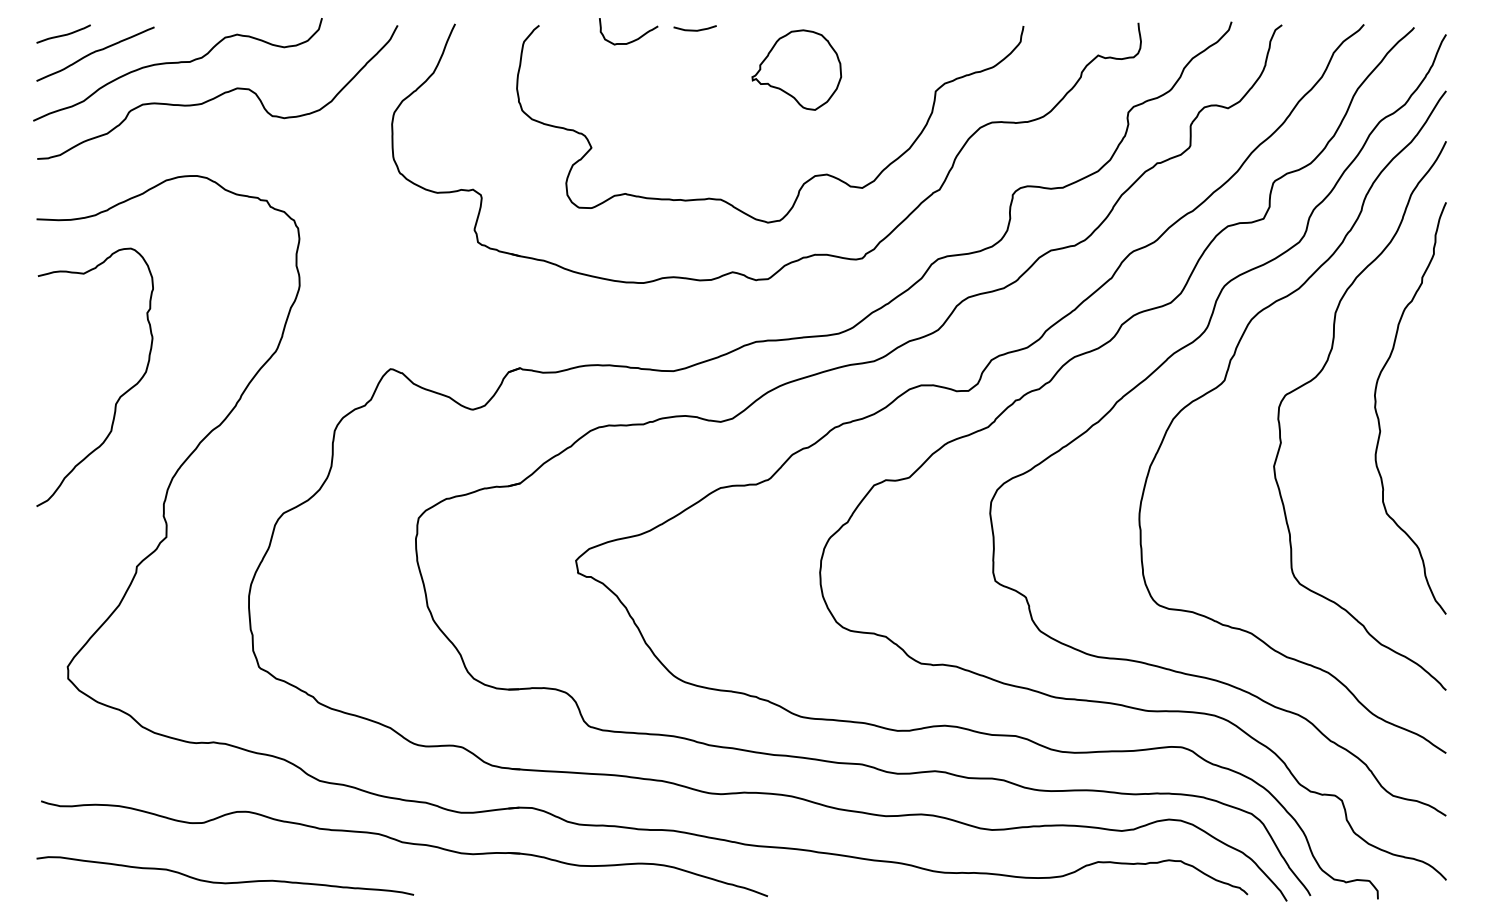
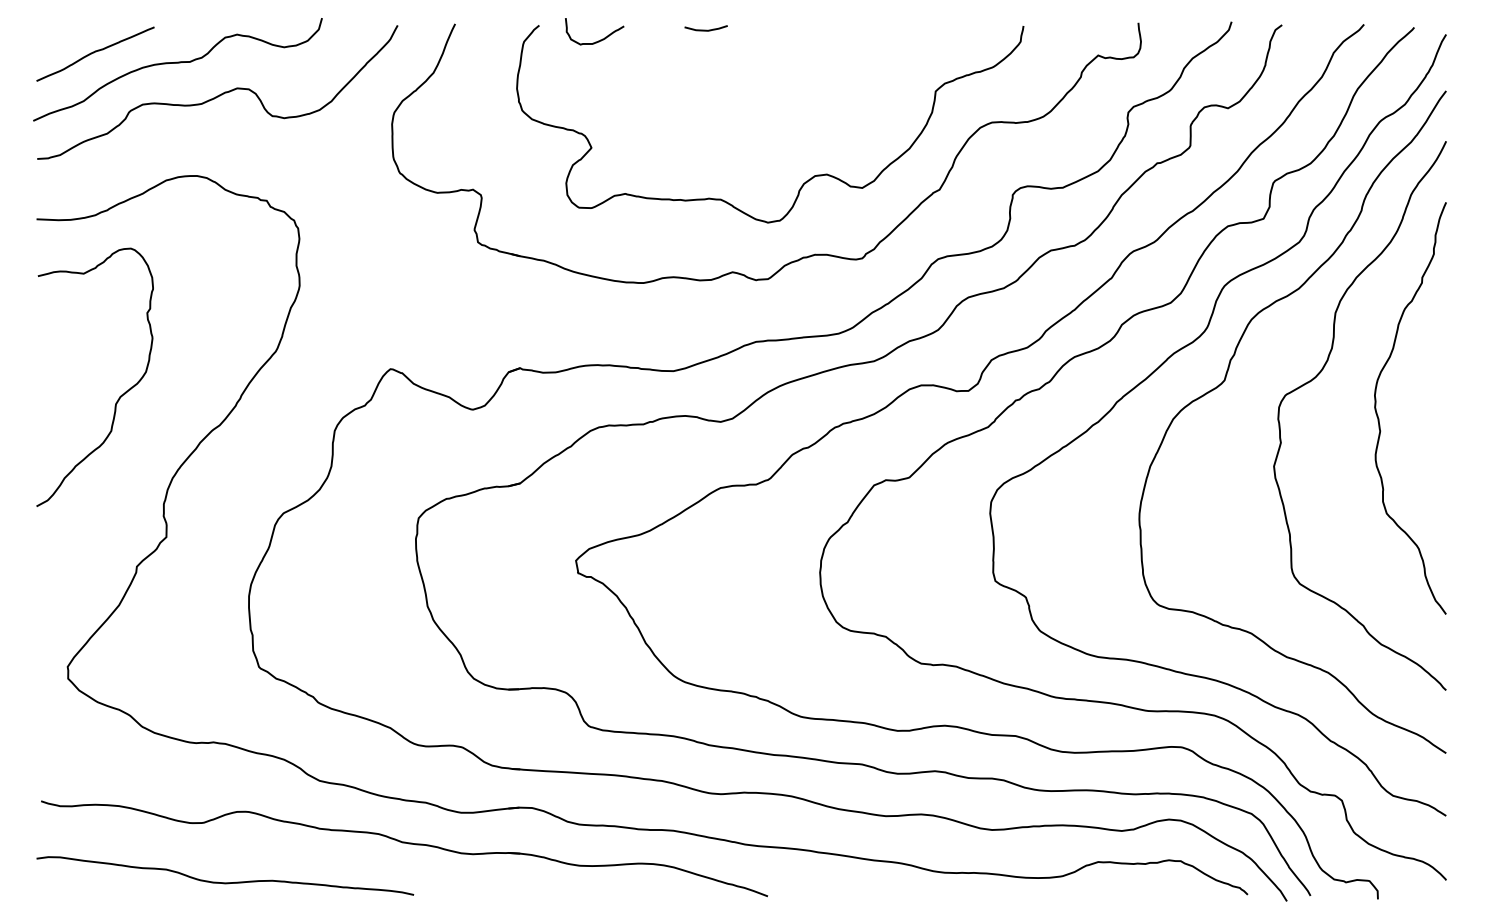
curve position: (694, 29) -> (705, 29) (705, 29)
curve: present -> none (63, 34)
curve position: (632, 40) -> (598, 40) (598, 40)
part: present -> none (796, 69)
